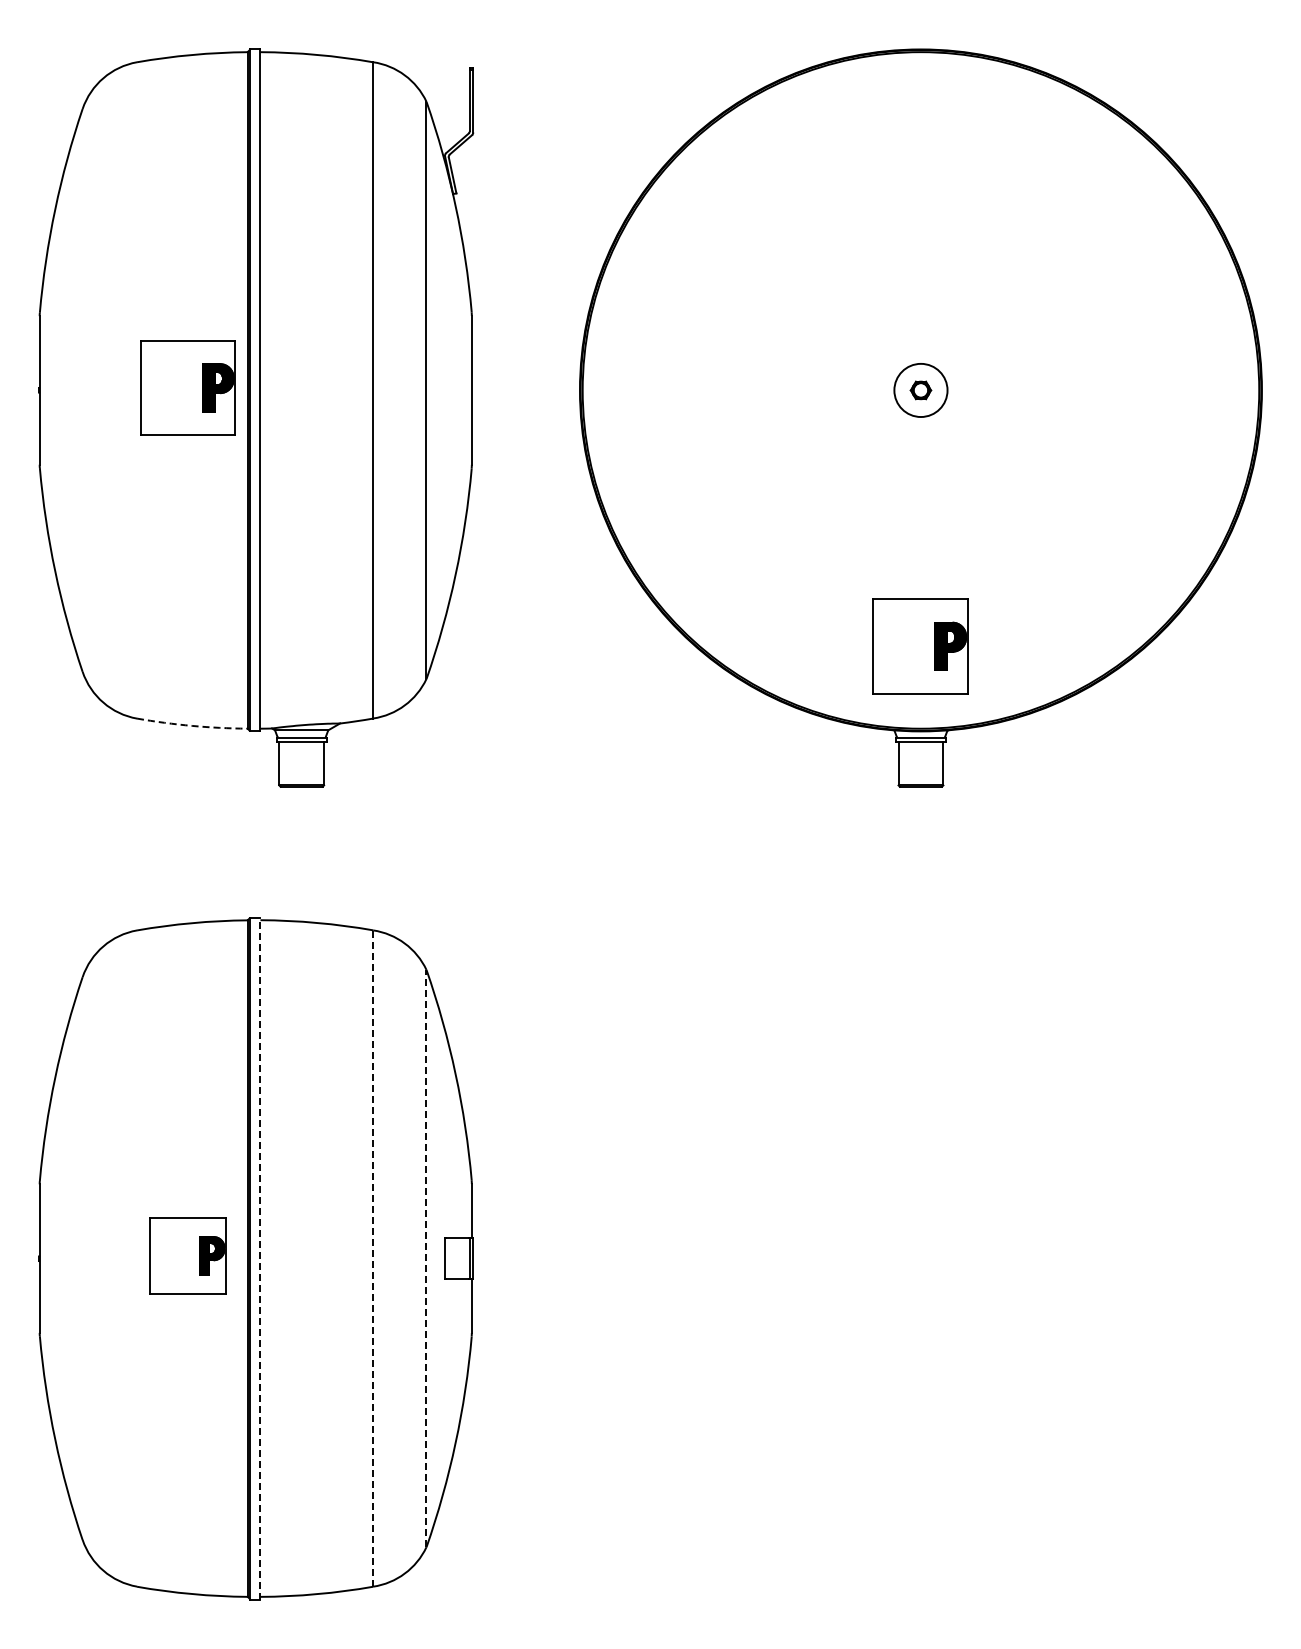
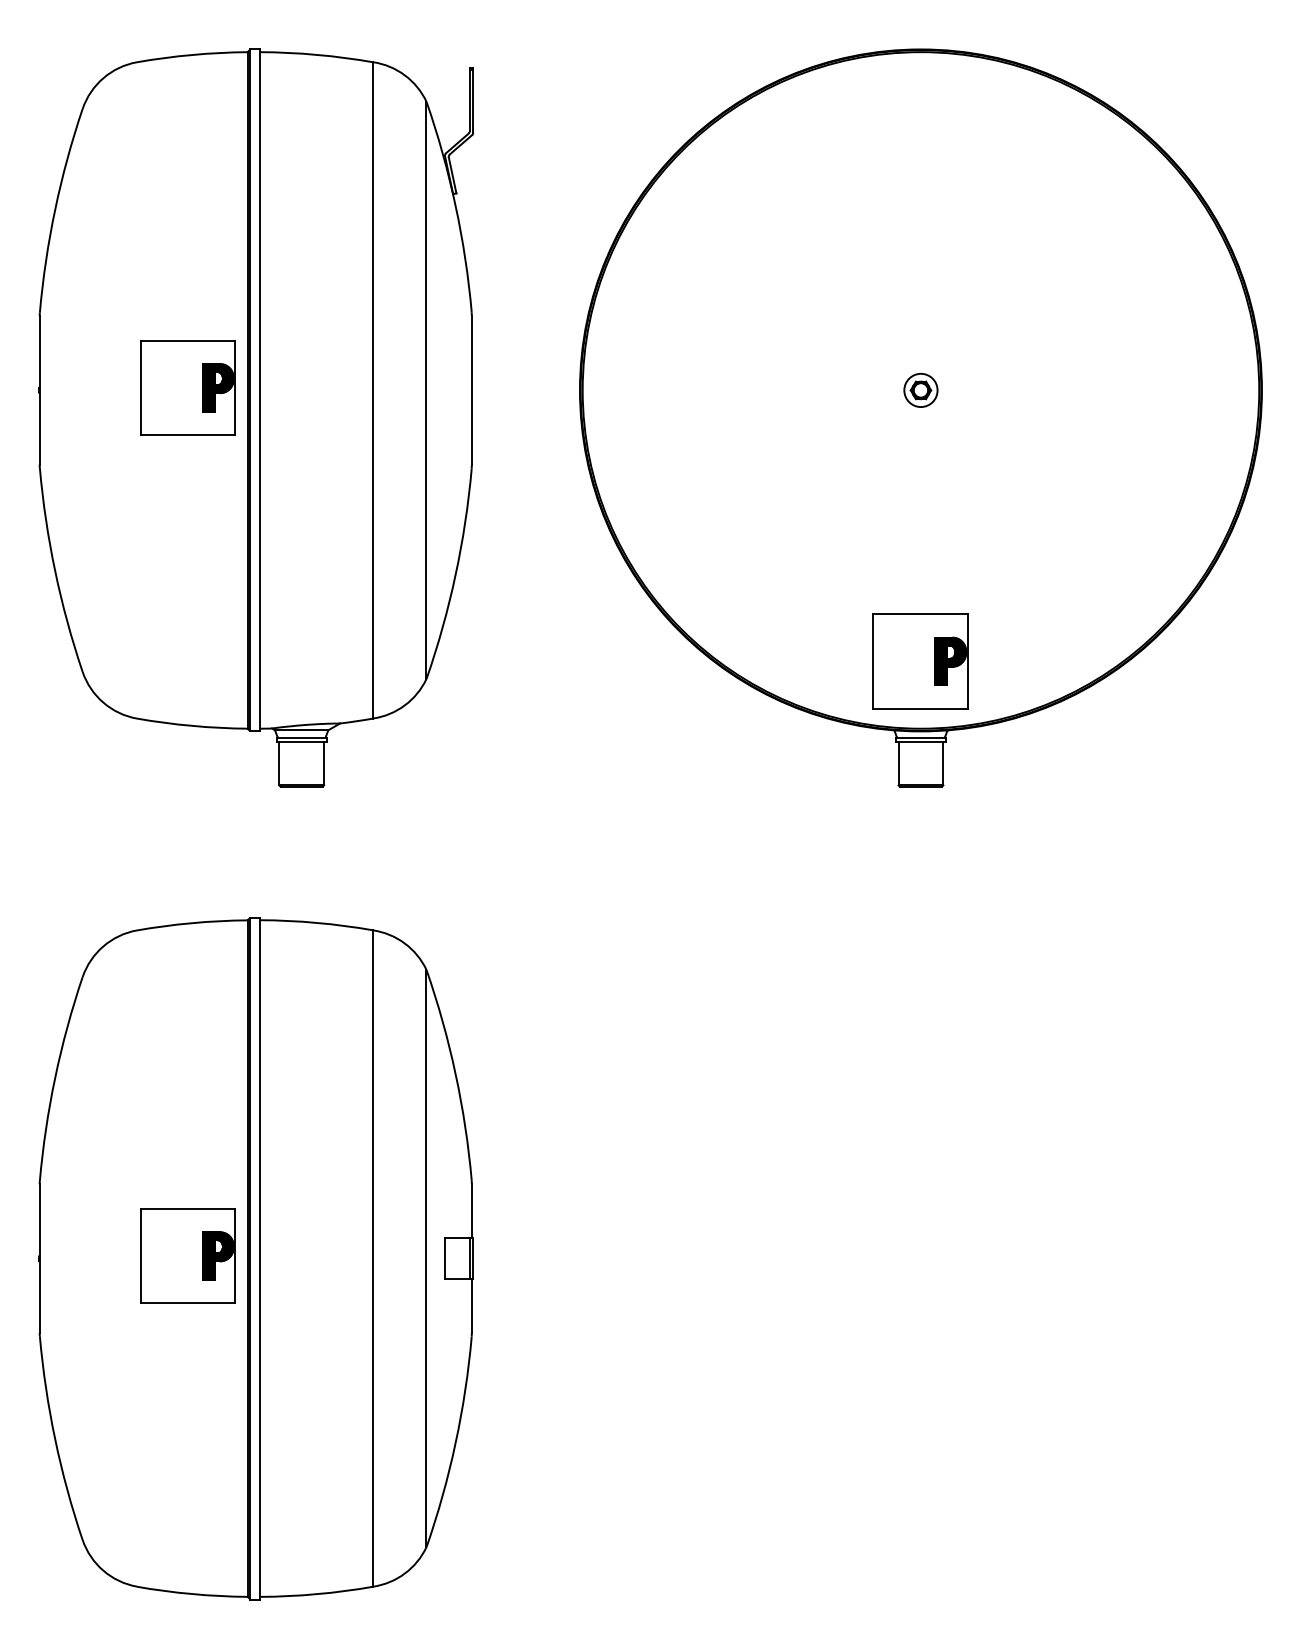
circle diameter: 53 px -> 33 px (920, 390)
part position: (920, 646) -> (920, 661) (920, 661)
arc: dashed -> solid (192, 725)
part size: 78x78 px -> 96x96 px (187, 1255)
line: dashed -> solid (260, 1258)
line: dashed -> solid (373, 1258)
line: dashed -> solid (426, 1258)
